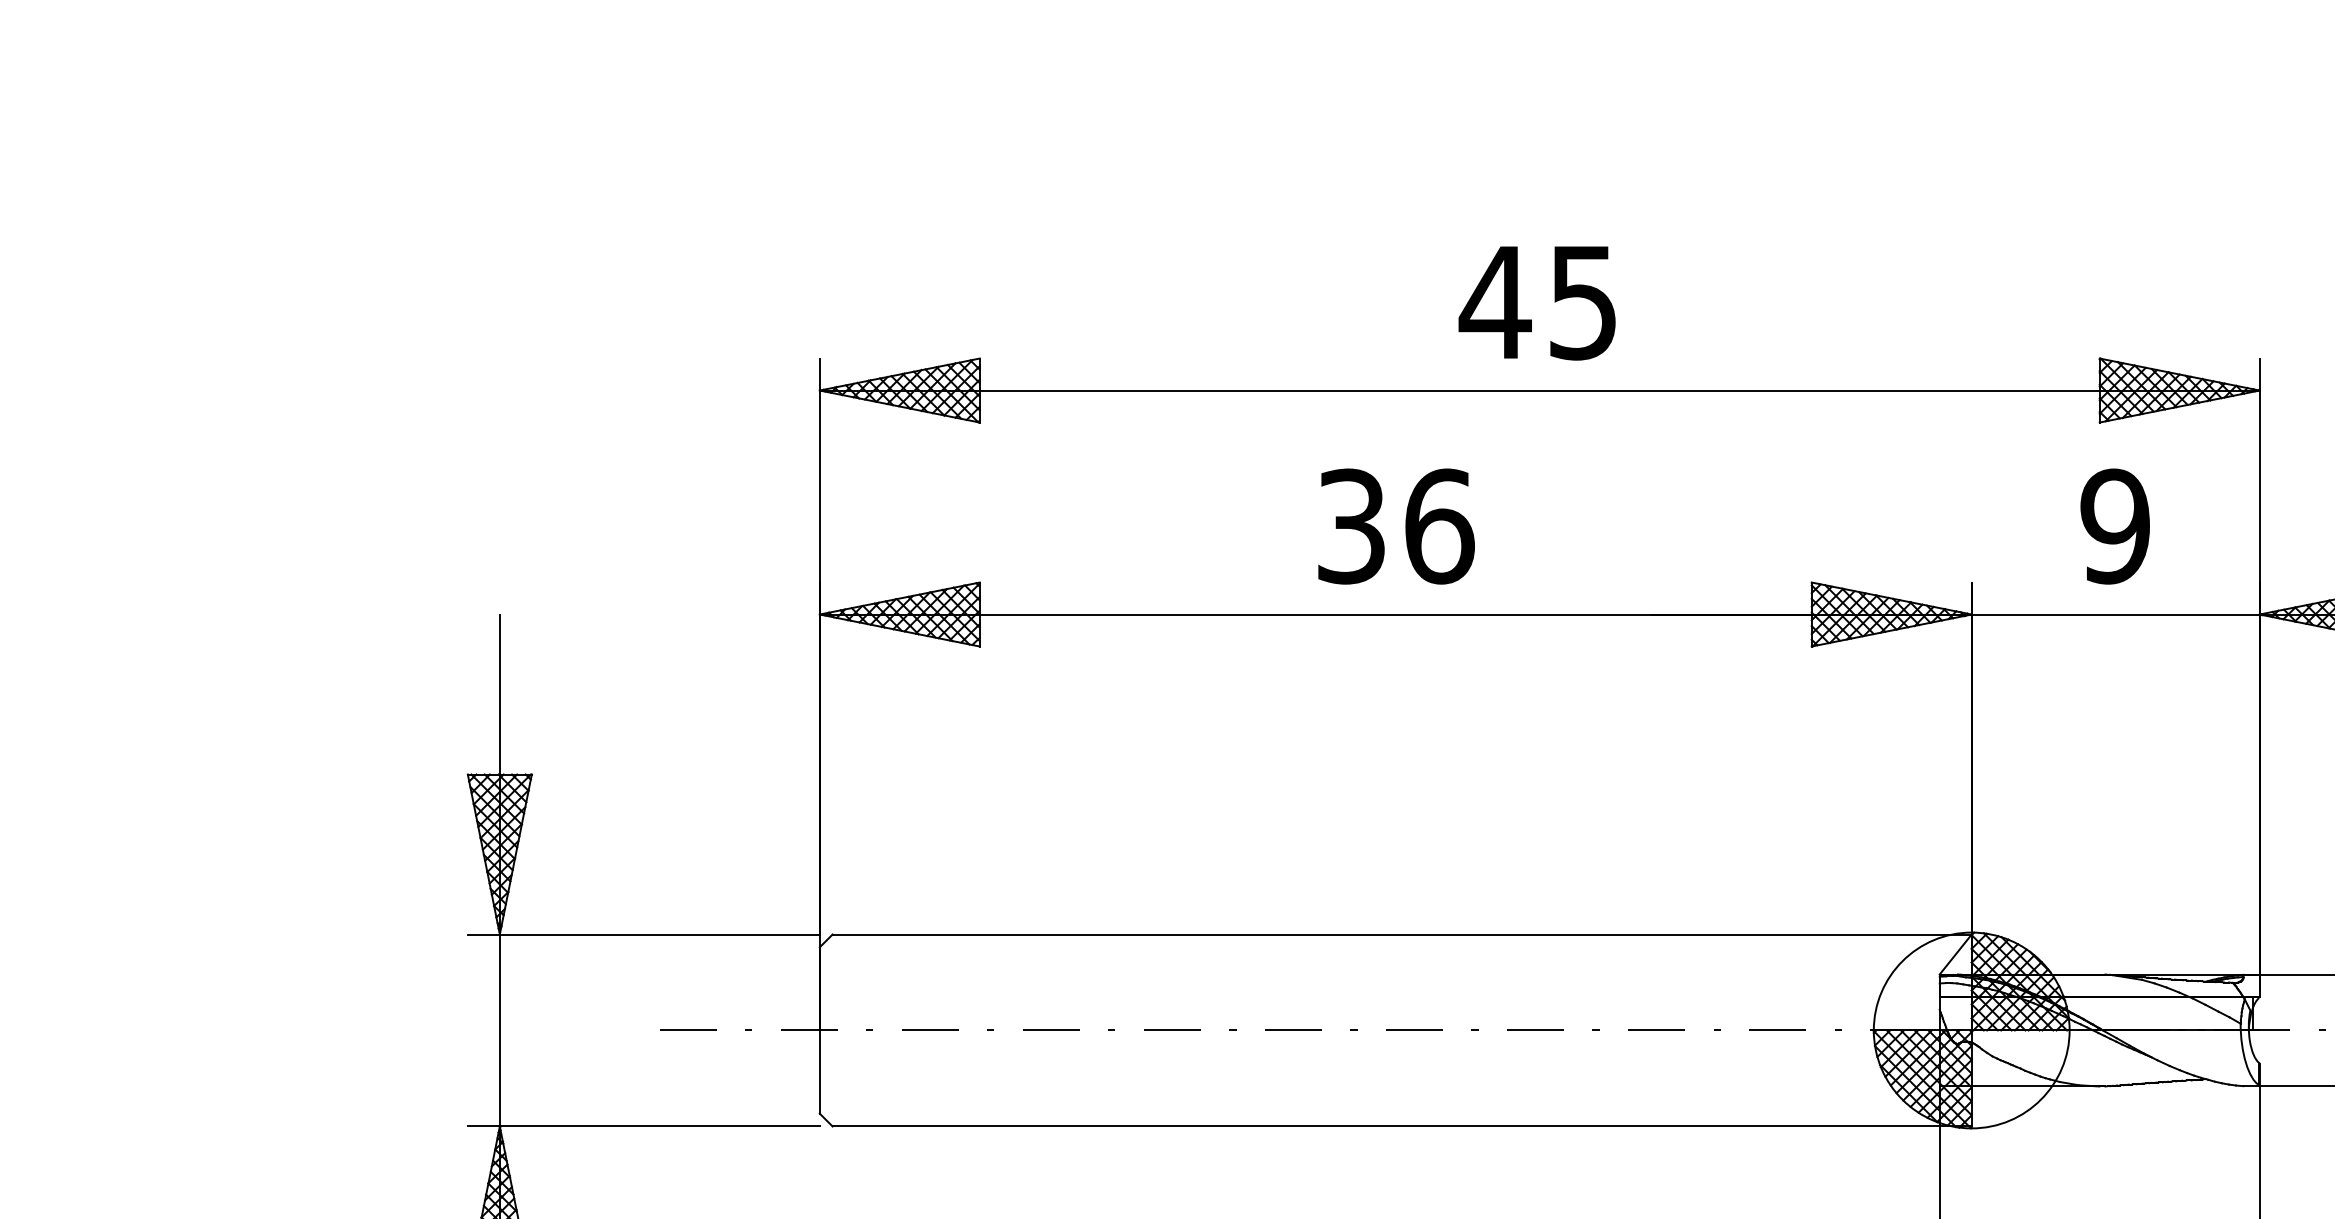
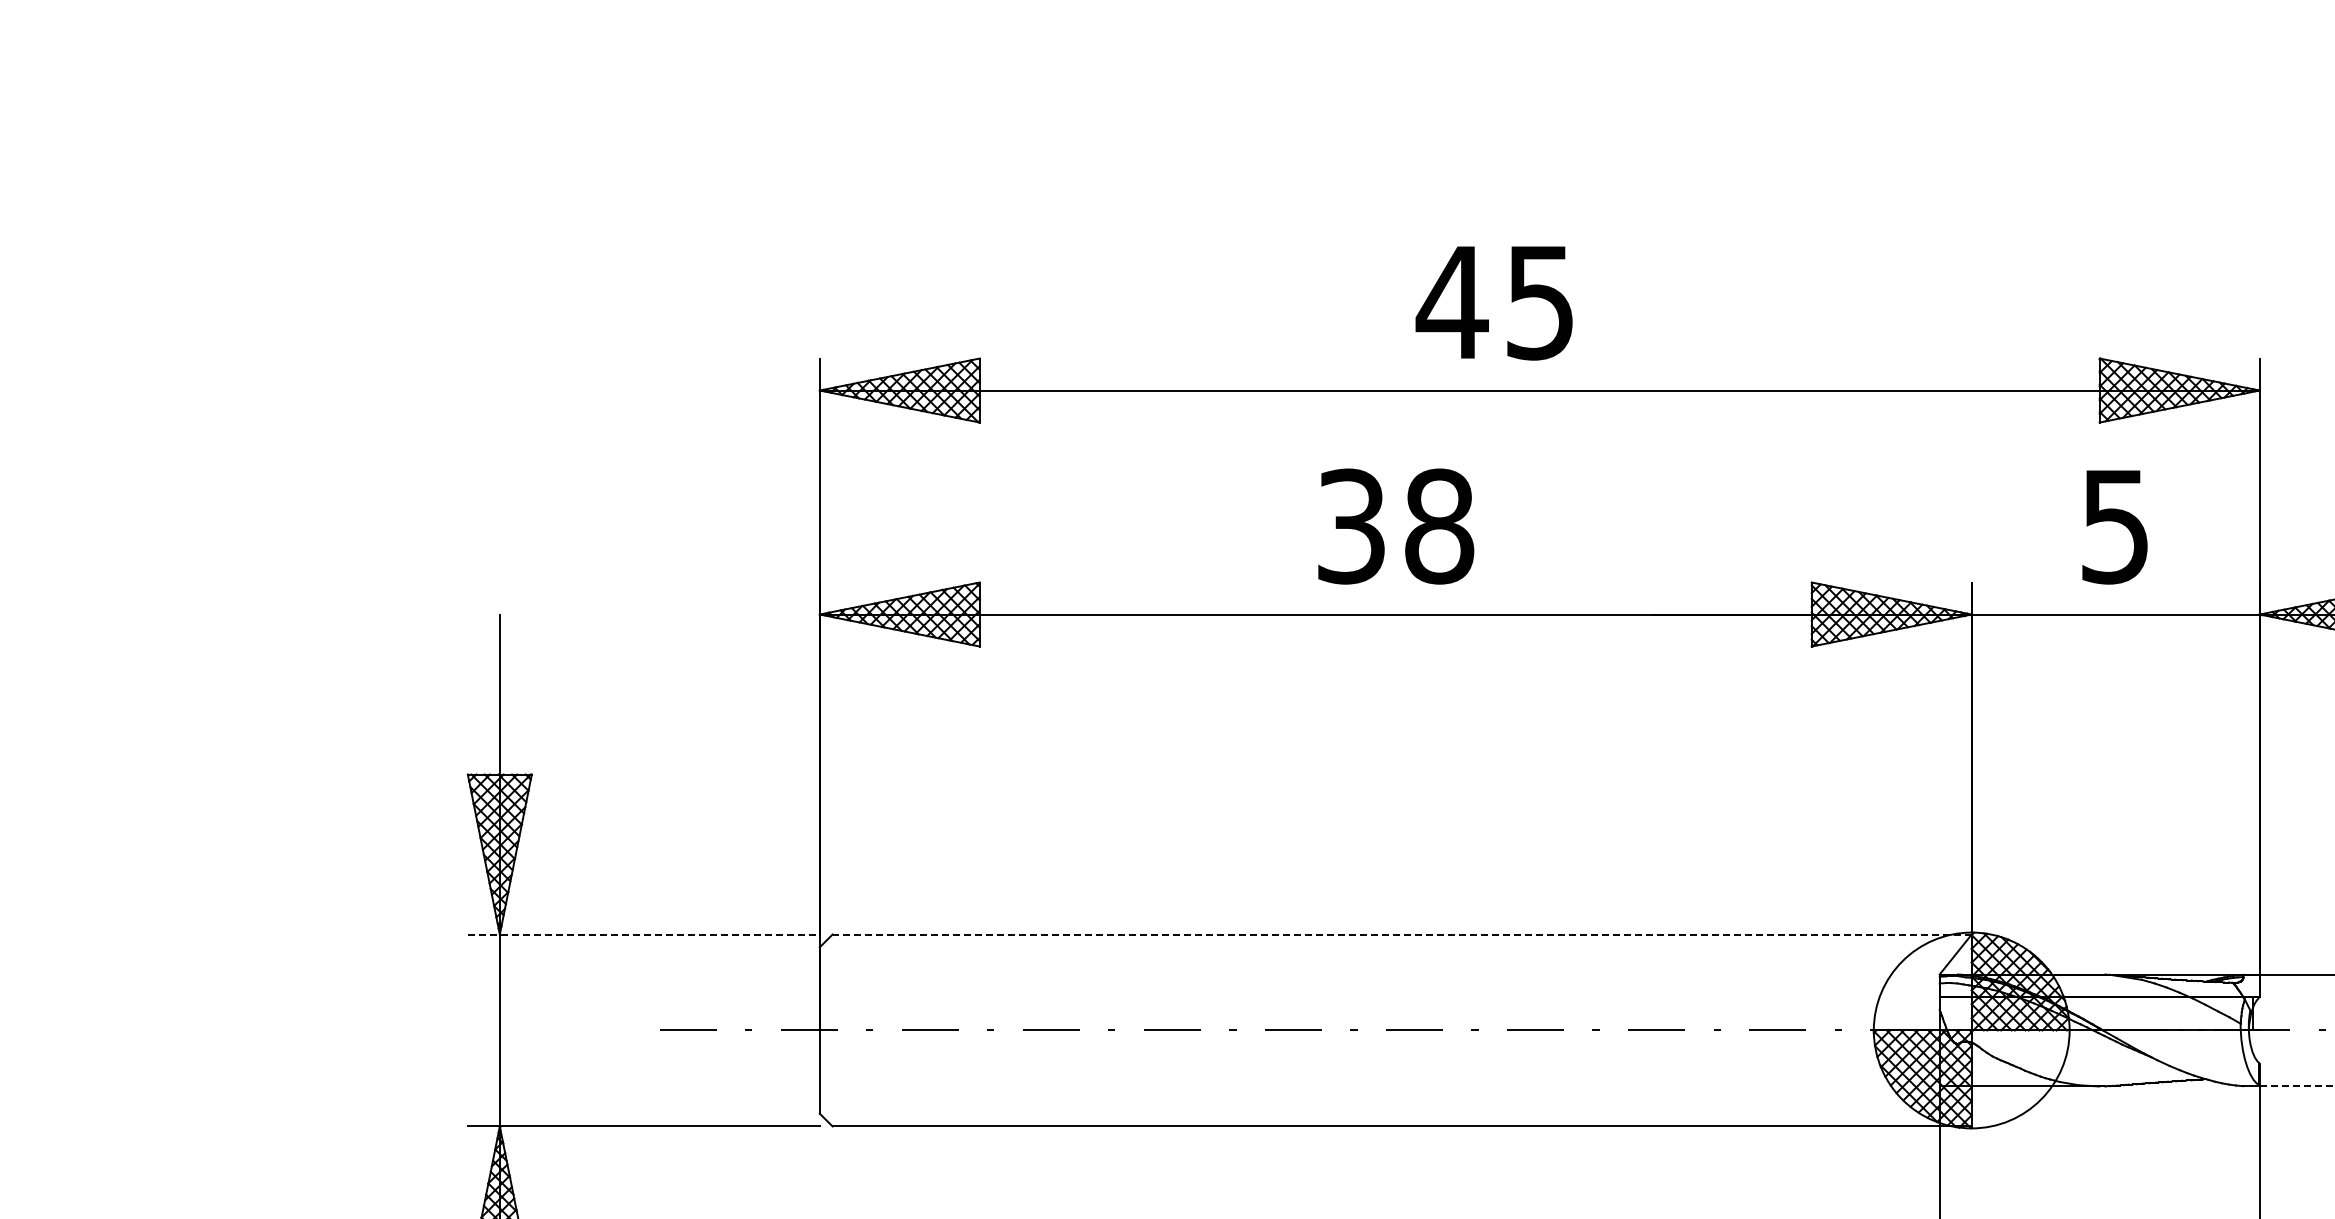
text position: (1536, 303) -> (1493, 303) (1493, 303)
text: 36 -> 38 (1439, 526)
text: 9 -> 5 (2114, 526)
line: solid -> dashed (643, 934)
line: solid -> dashed (1402, 934)
line: solid -> dashed (2297, 1086)
